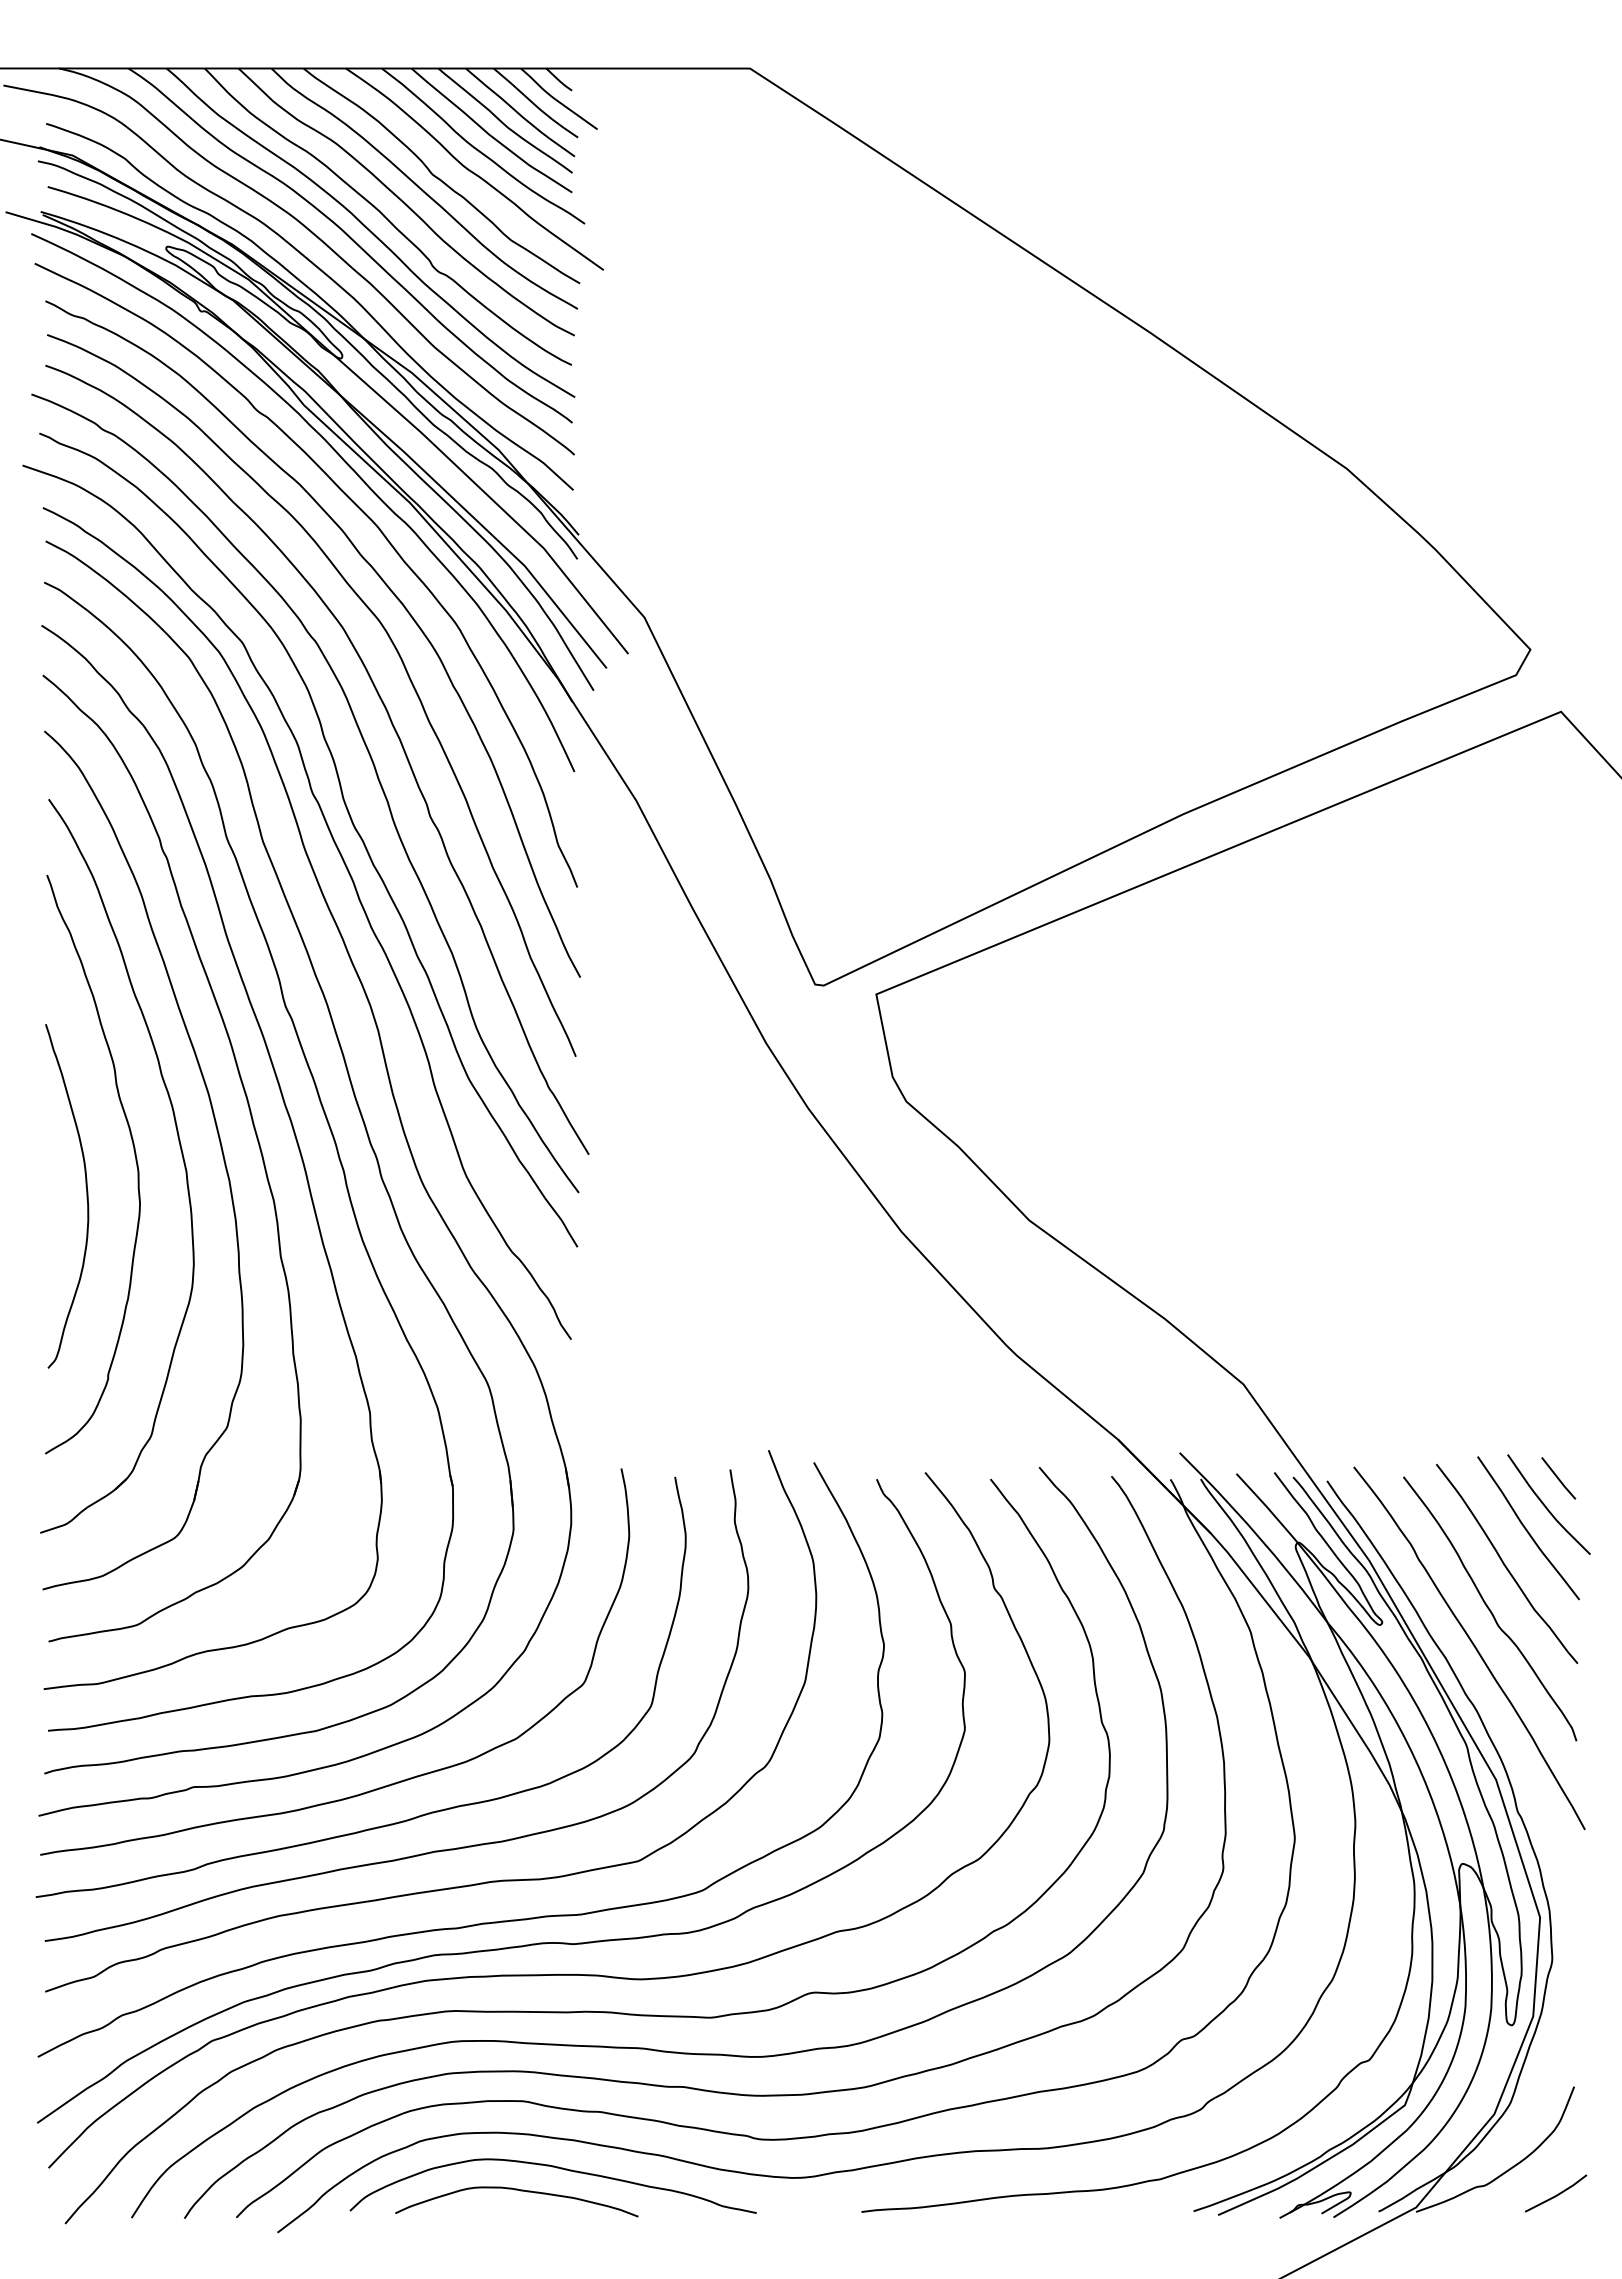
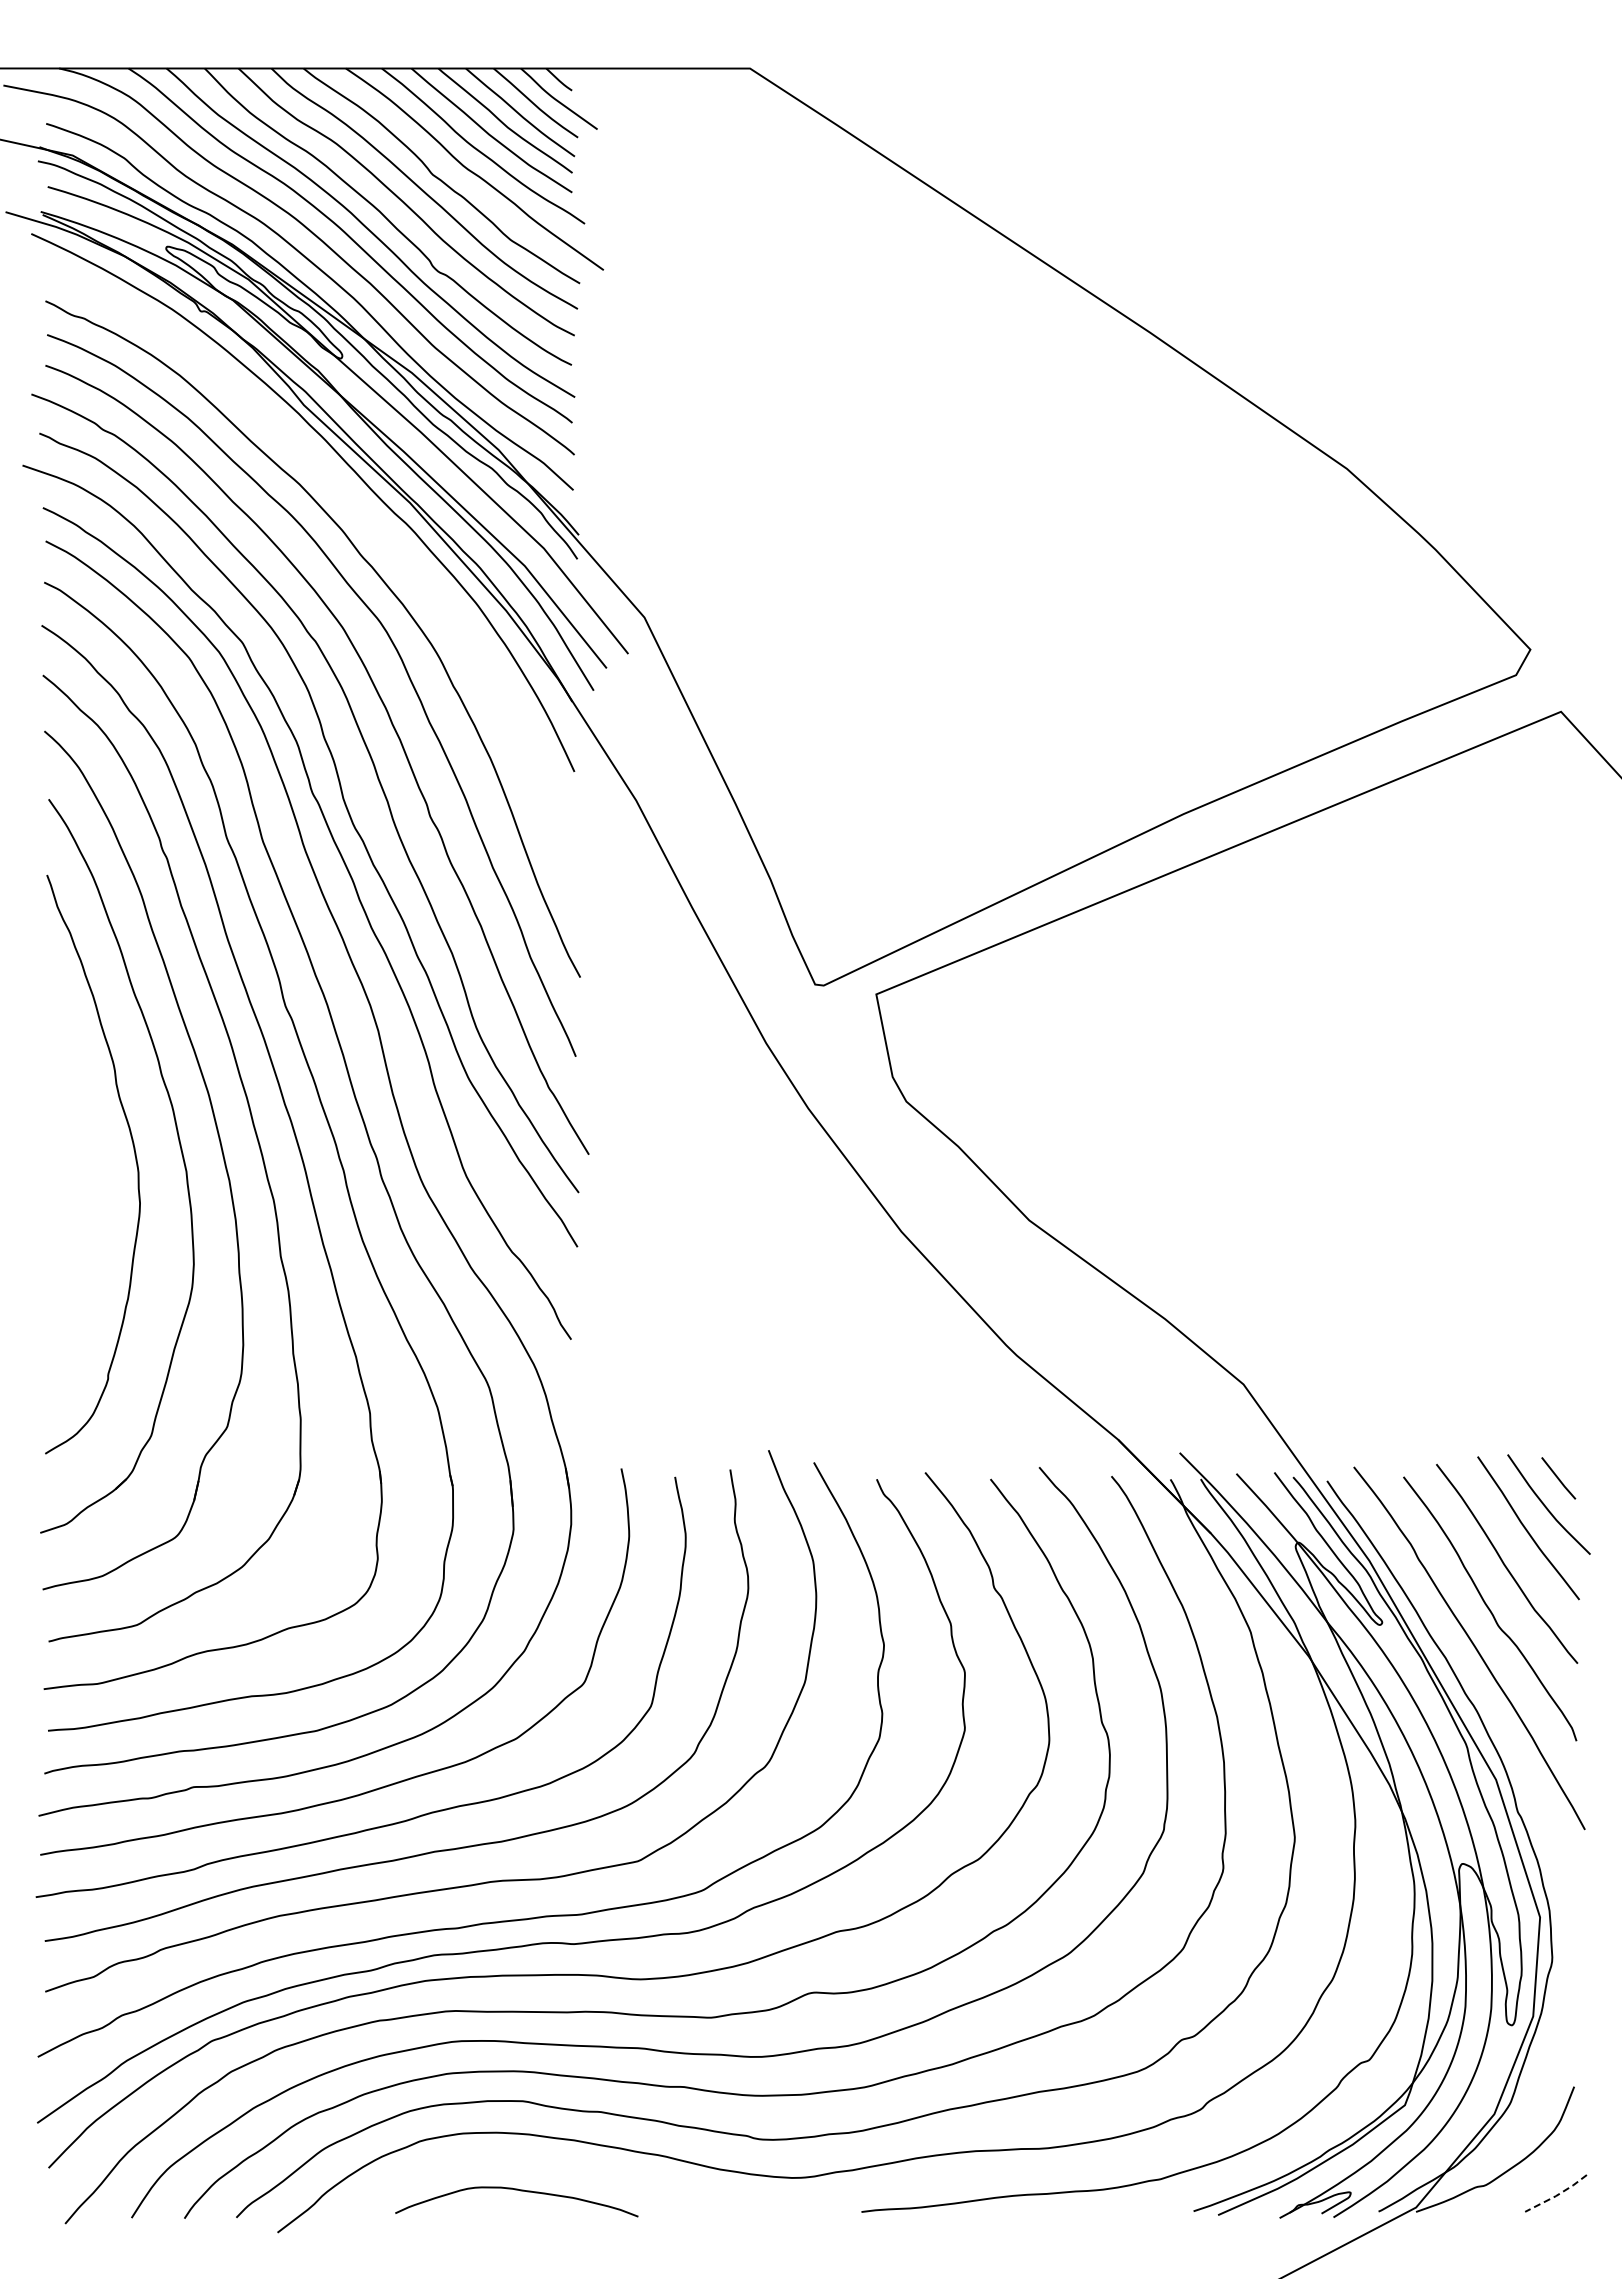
curve: present -> none (365, 515)
curve: present -> none (86, 1196)
curve: present -> none (556, 2168)
line: solid -> dashed (1557, 2195)
